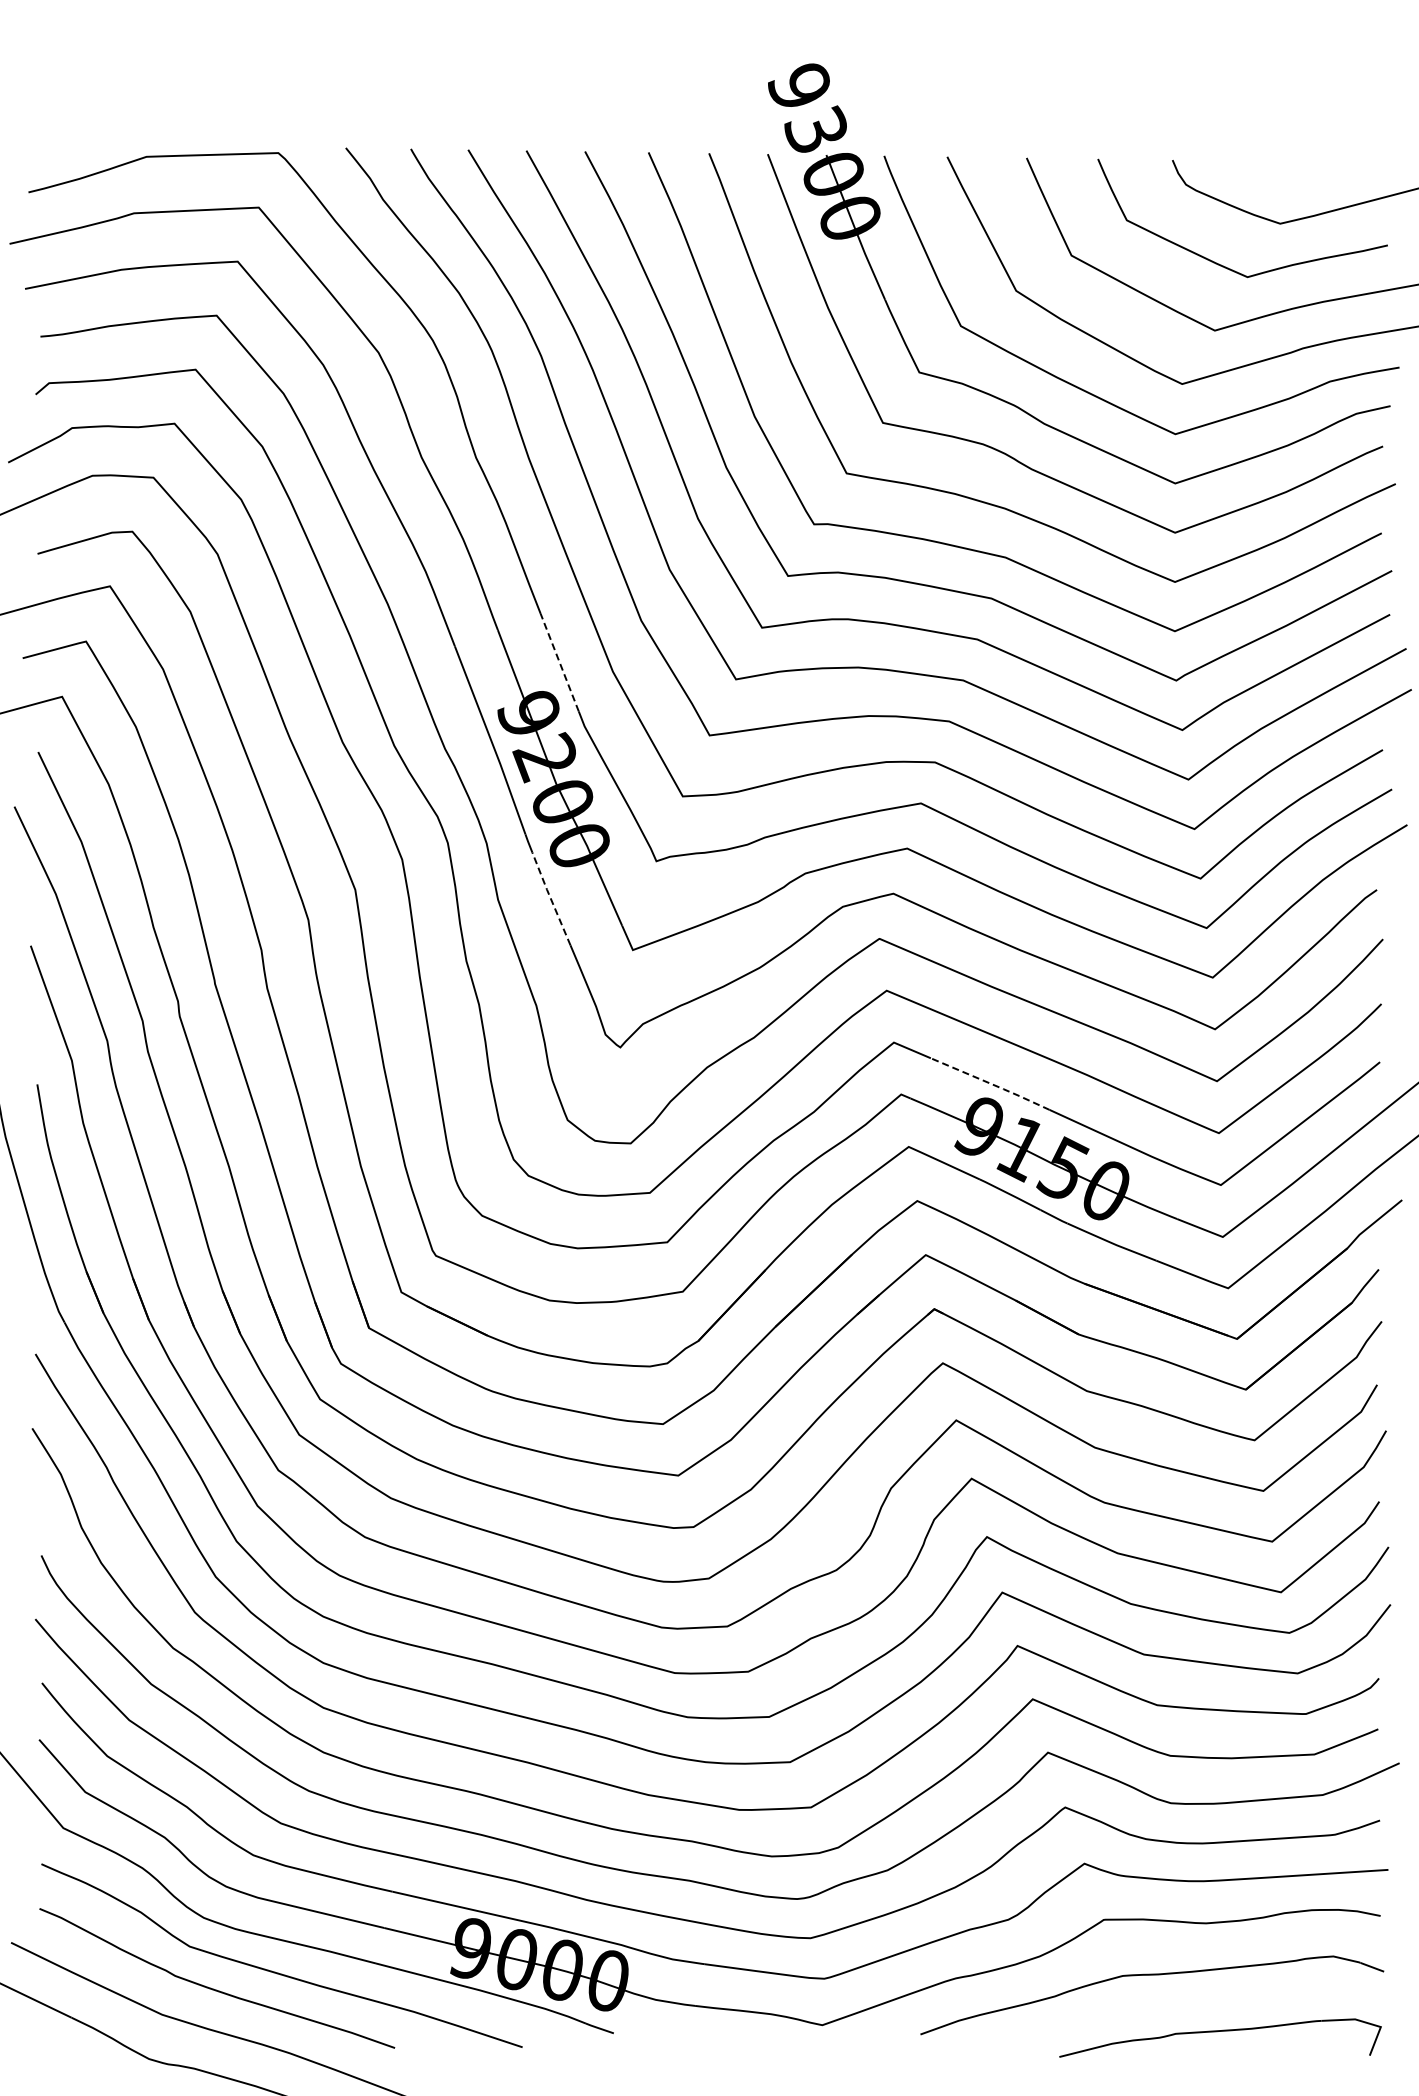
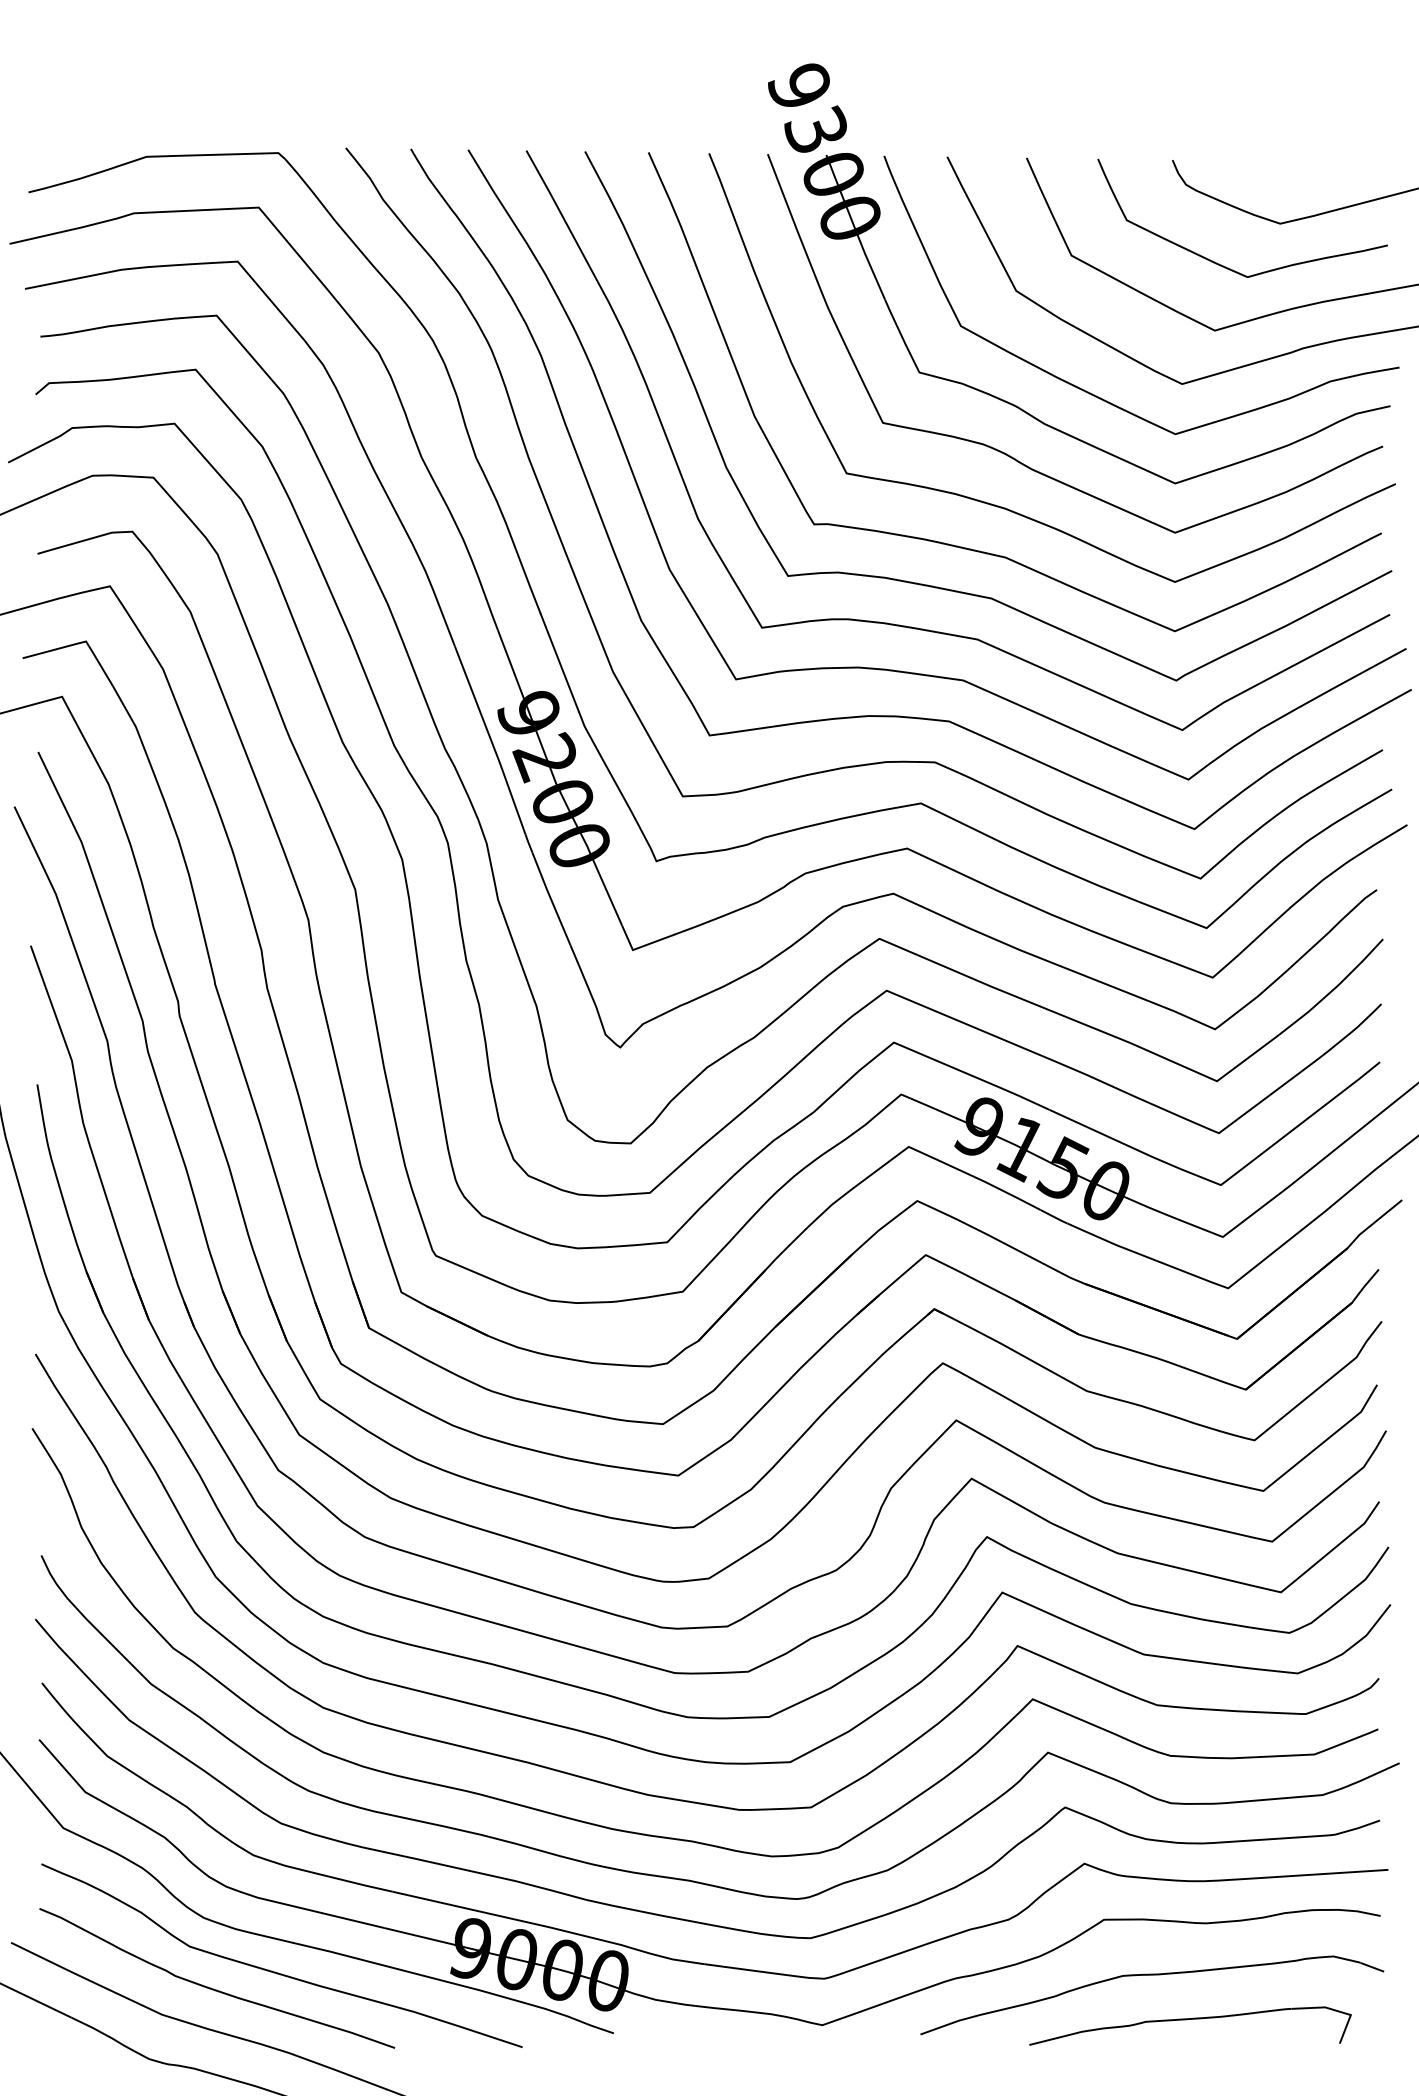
line: dashed -> solid (559, 662)
line: dashed -> solid (550, 898)
line: dashed -> solid (991, 1084)
part position: (1220, 2037) -> (1190, 2025) (1190, 2025)
